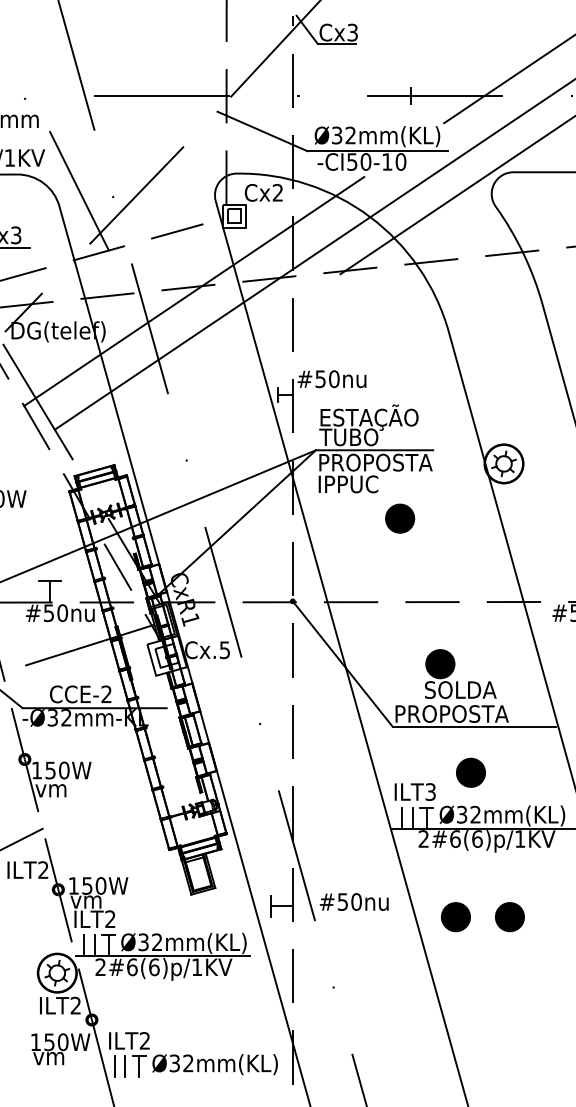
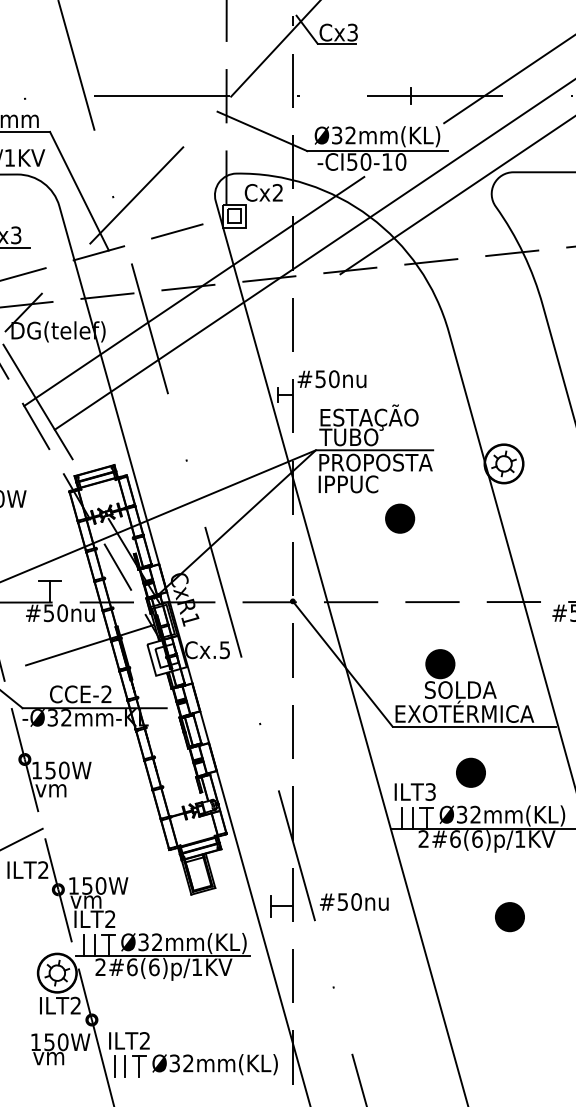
line: none -> present (26, 131)
text: PROPOSTA -> EXOTÉRMICA (465, 711)
part: present -> none (455, 917)
